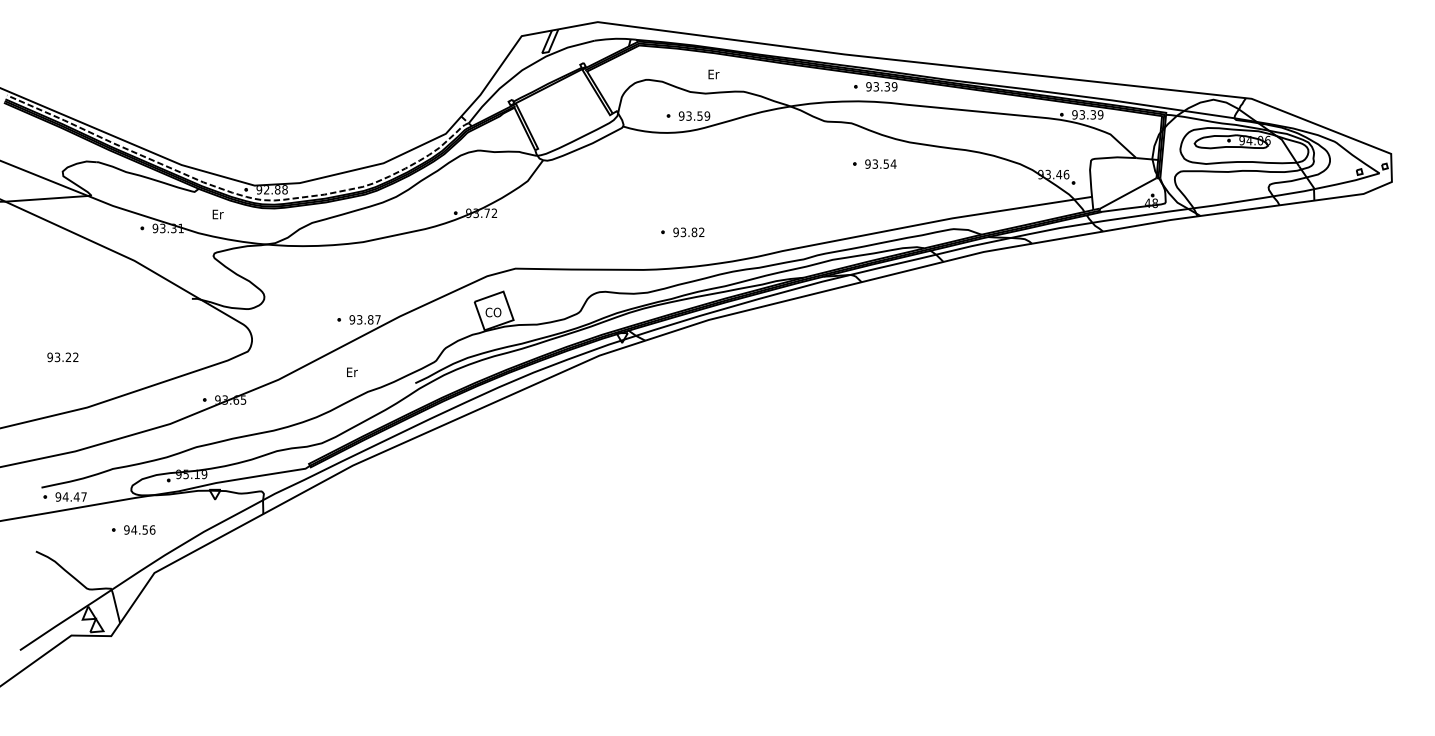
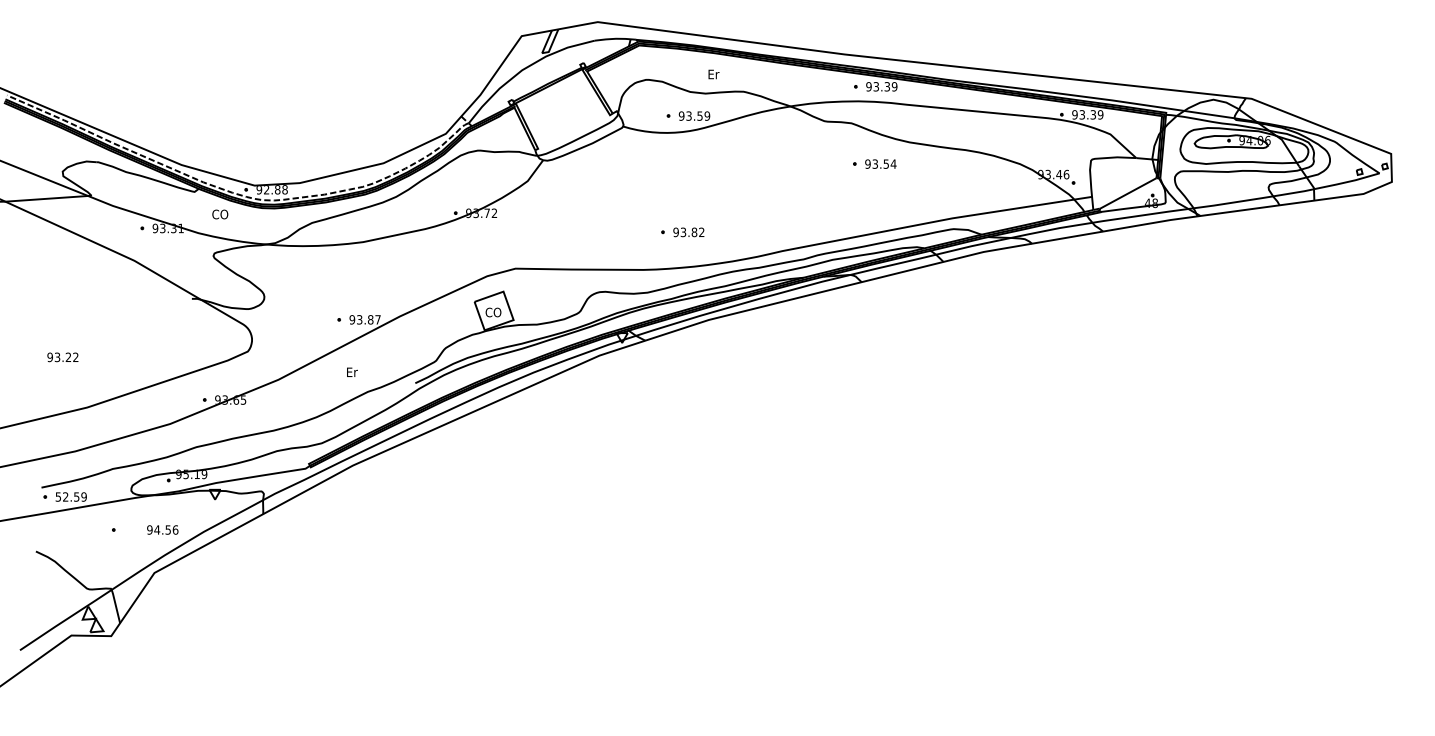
text: Er -> CO (220, 214)
text: 94.47 -> 52.59 (70, 496)
text position: (139, 529) -> (162, 529) (162, 529)
